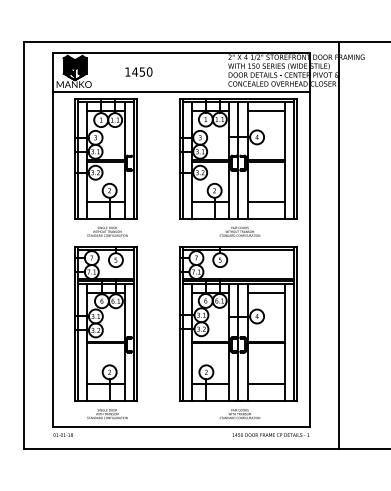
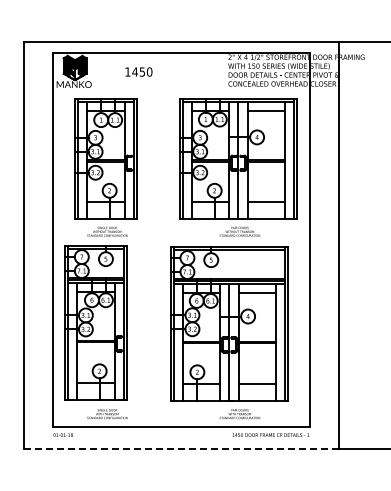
line: present -> none (181, 91)
part position: (105, 323) -> (95, 322) (95, 322)
part position: (238, 323) -> (229, 323) (229, 323)
line: solid -> dashed (181, 448)
